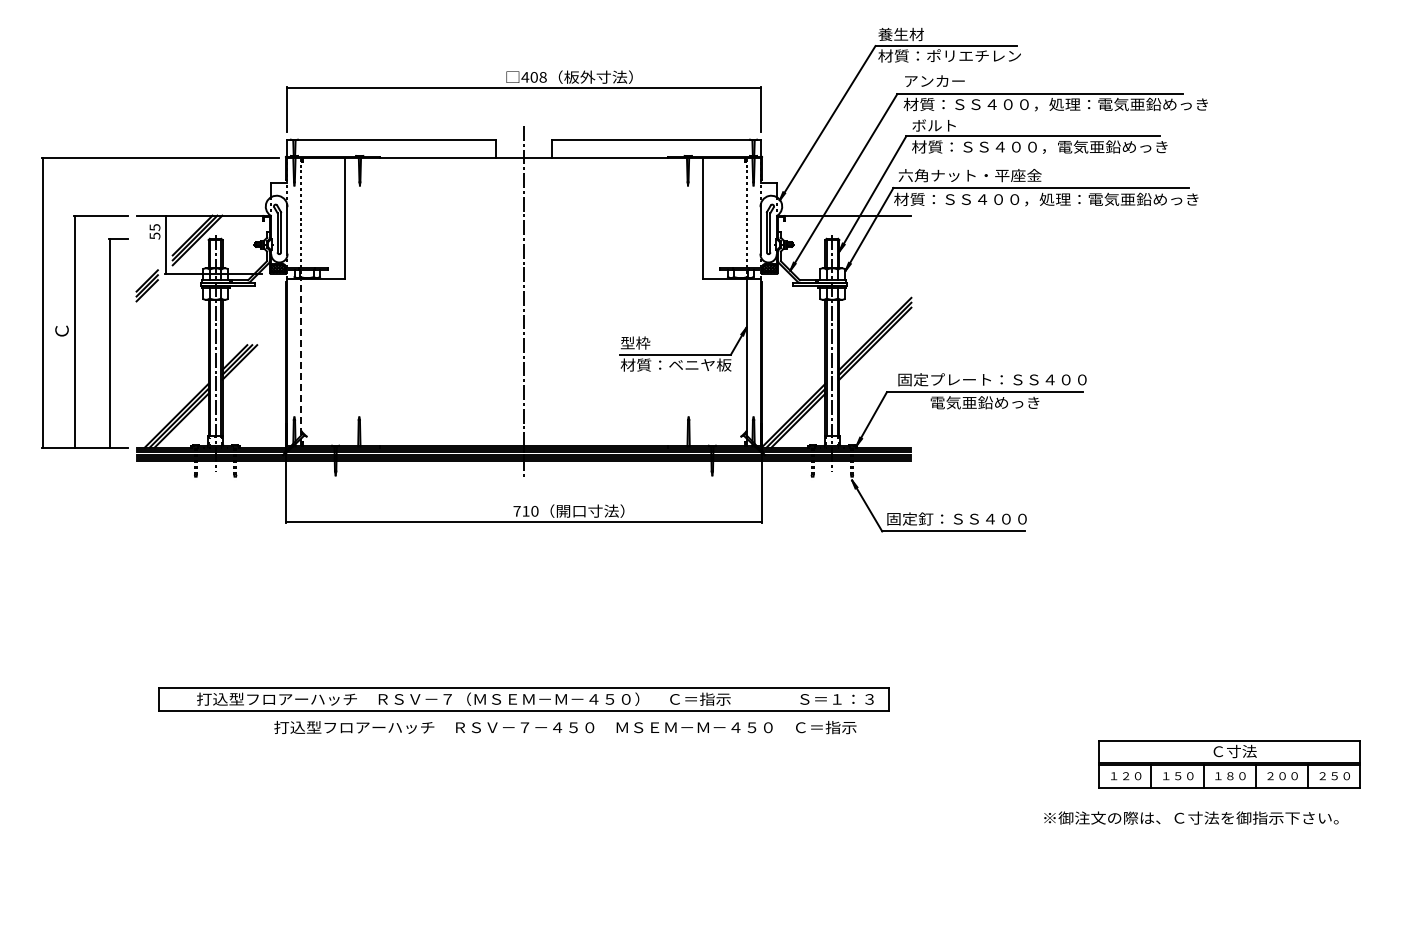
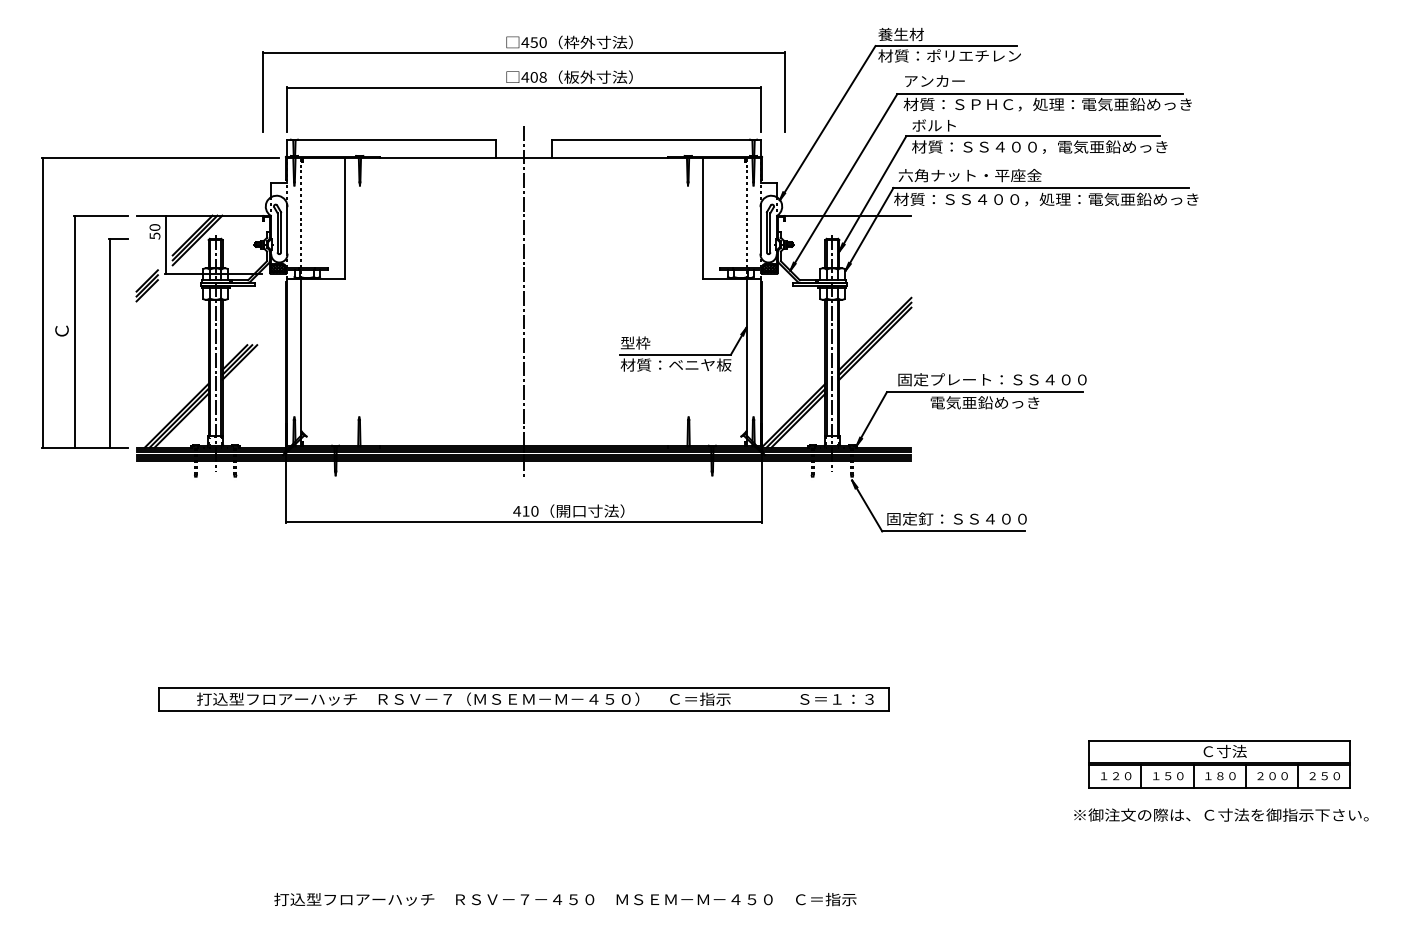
part: none -> present (523, 53)
text: 材質：ＳＳ４００，処理：電気亜鉛めっき -> 材質：ＳＰＨＣ，処理：電気亜鉛めっき (1089, 104)
text: 55 -> 50 (154, 227)
line: dashed -> solid (301, 362)
text: 710 -> 410 (517, 511)
text position: (565, 727) -> (565, 899) (565, 899)
part position: (1229, 764) -> (1219, 764) (1219, 764)
text position: (1191, 817) -> (1221, 814) (1221, 814)
